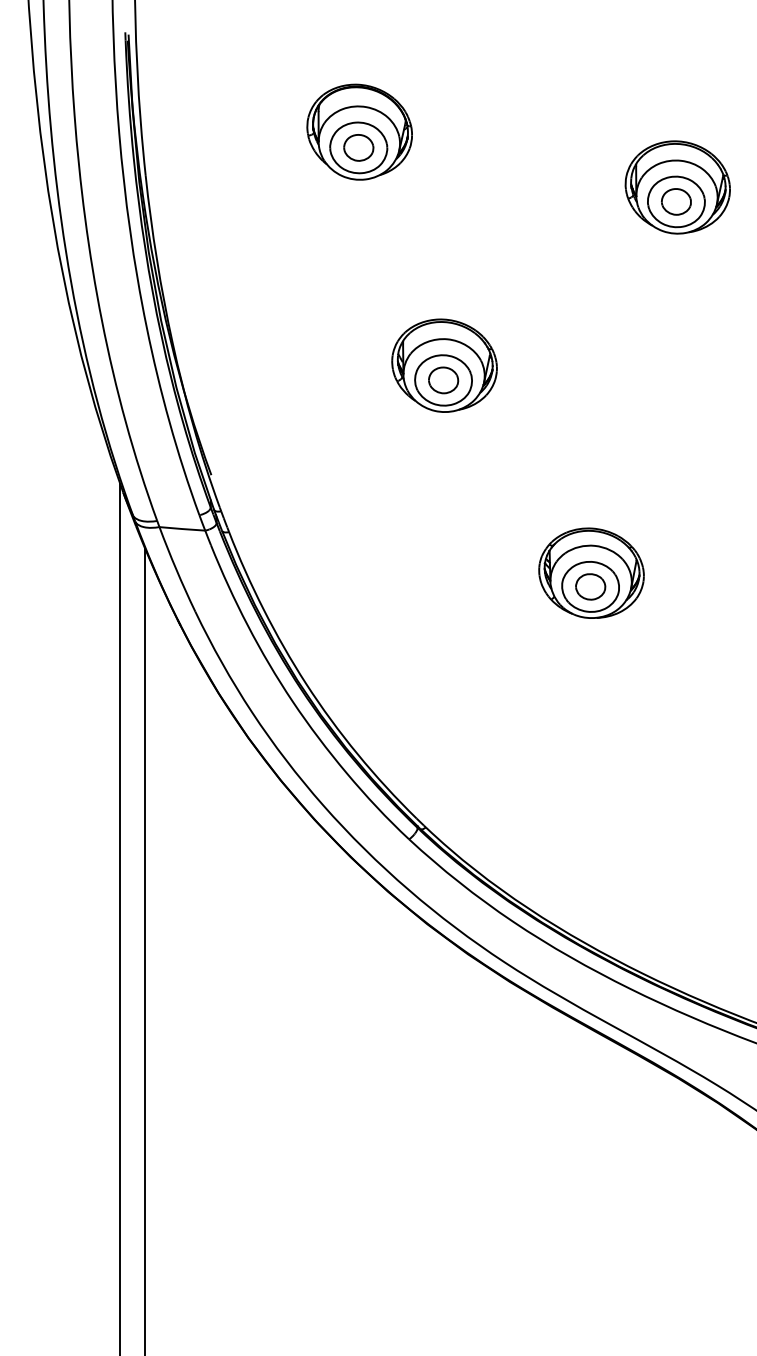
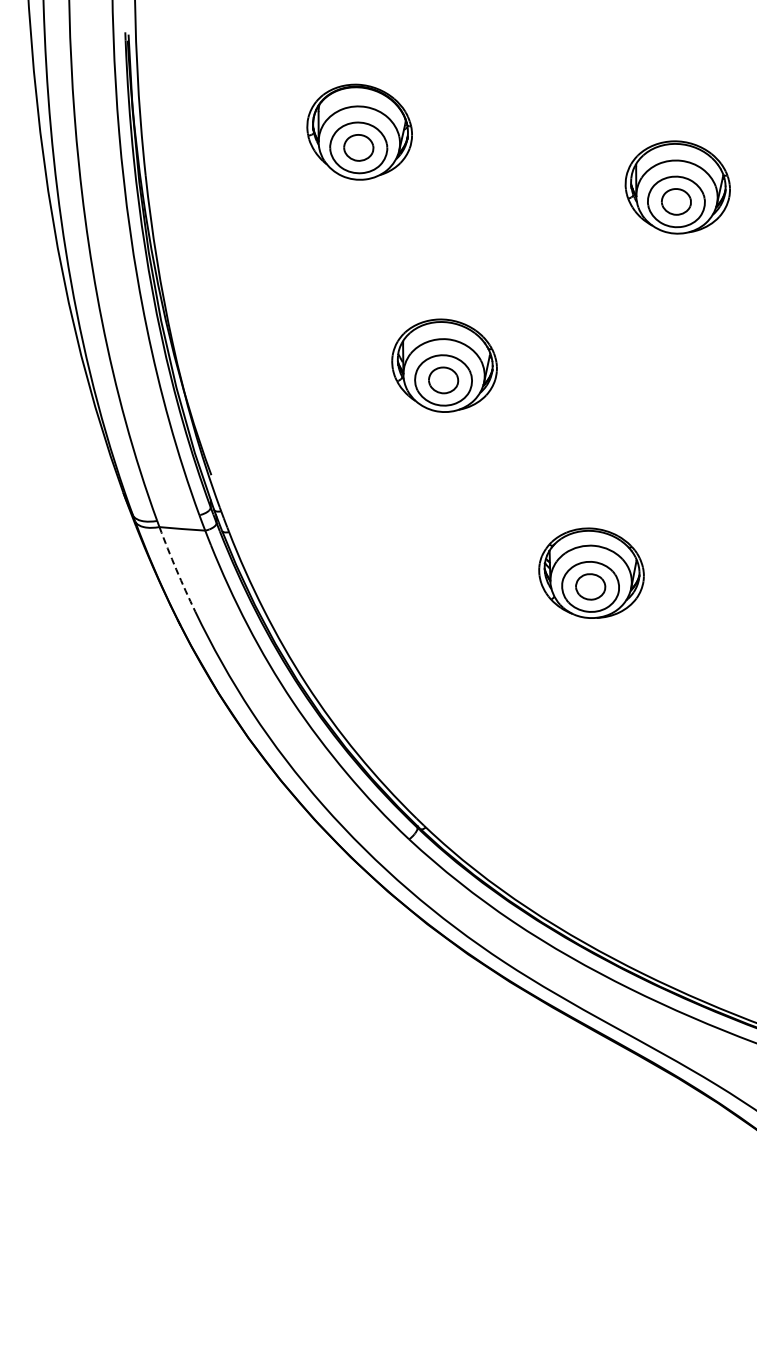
arc: solid -> dashed (176, 569)
line: present -> none (120, 918)
line: present -> none (144, 949)
